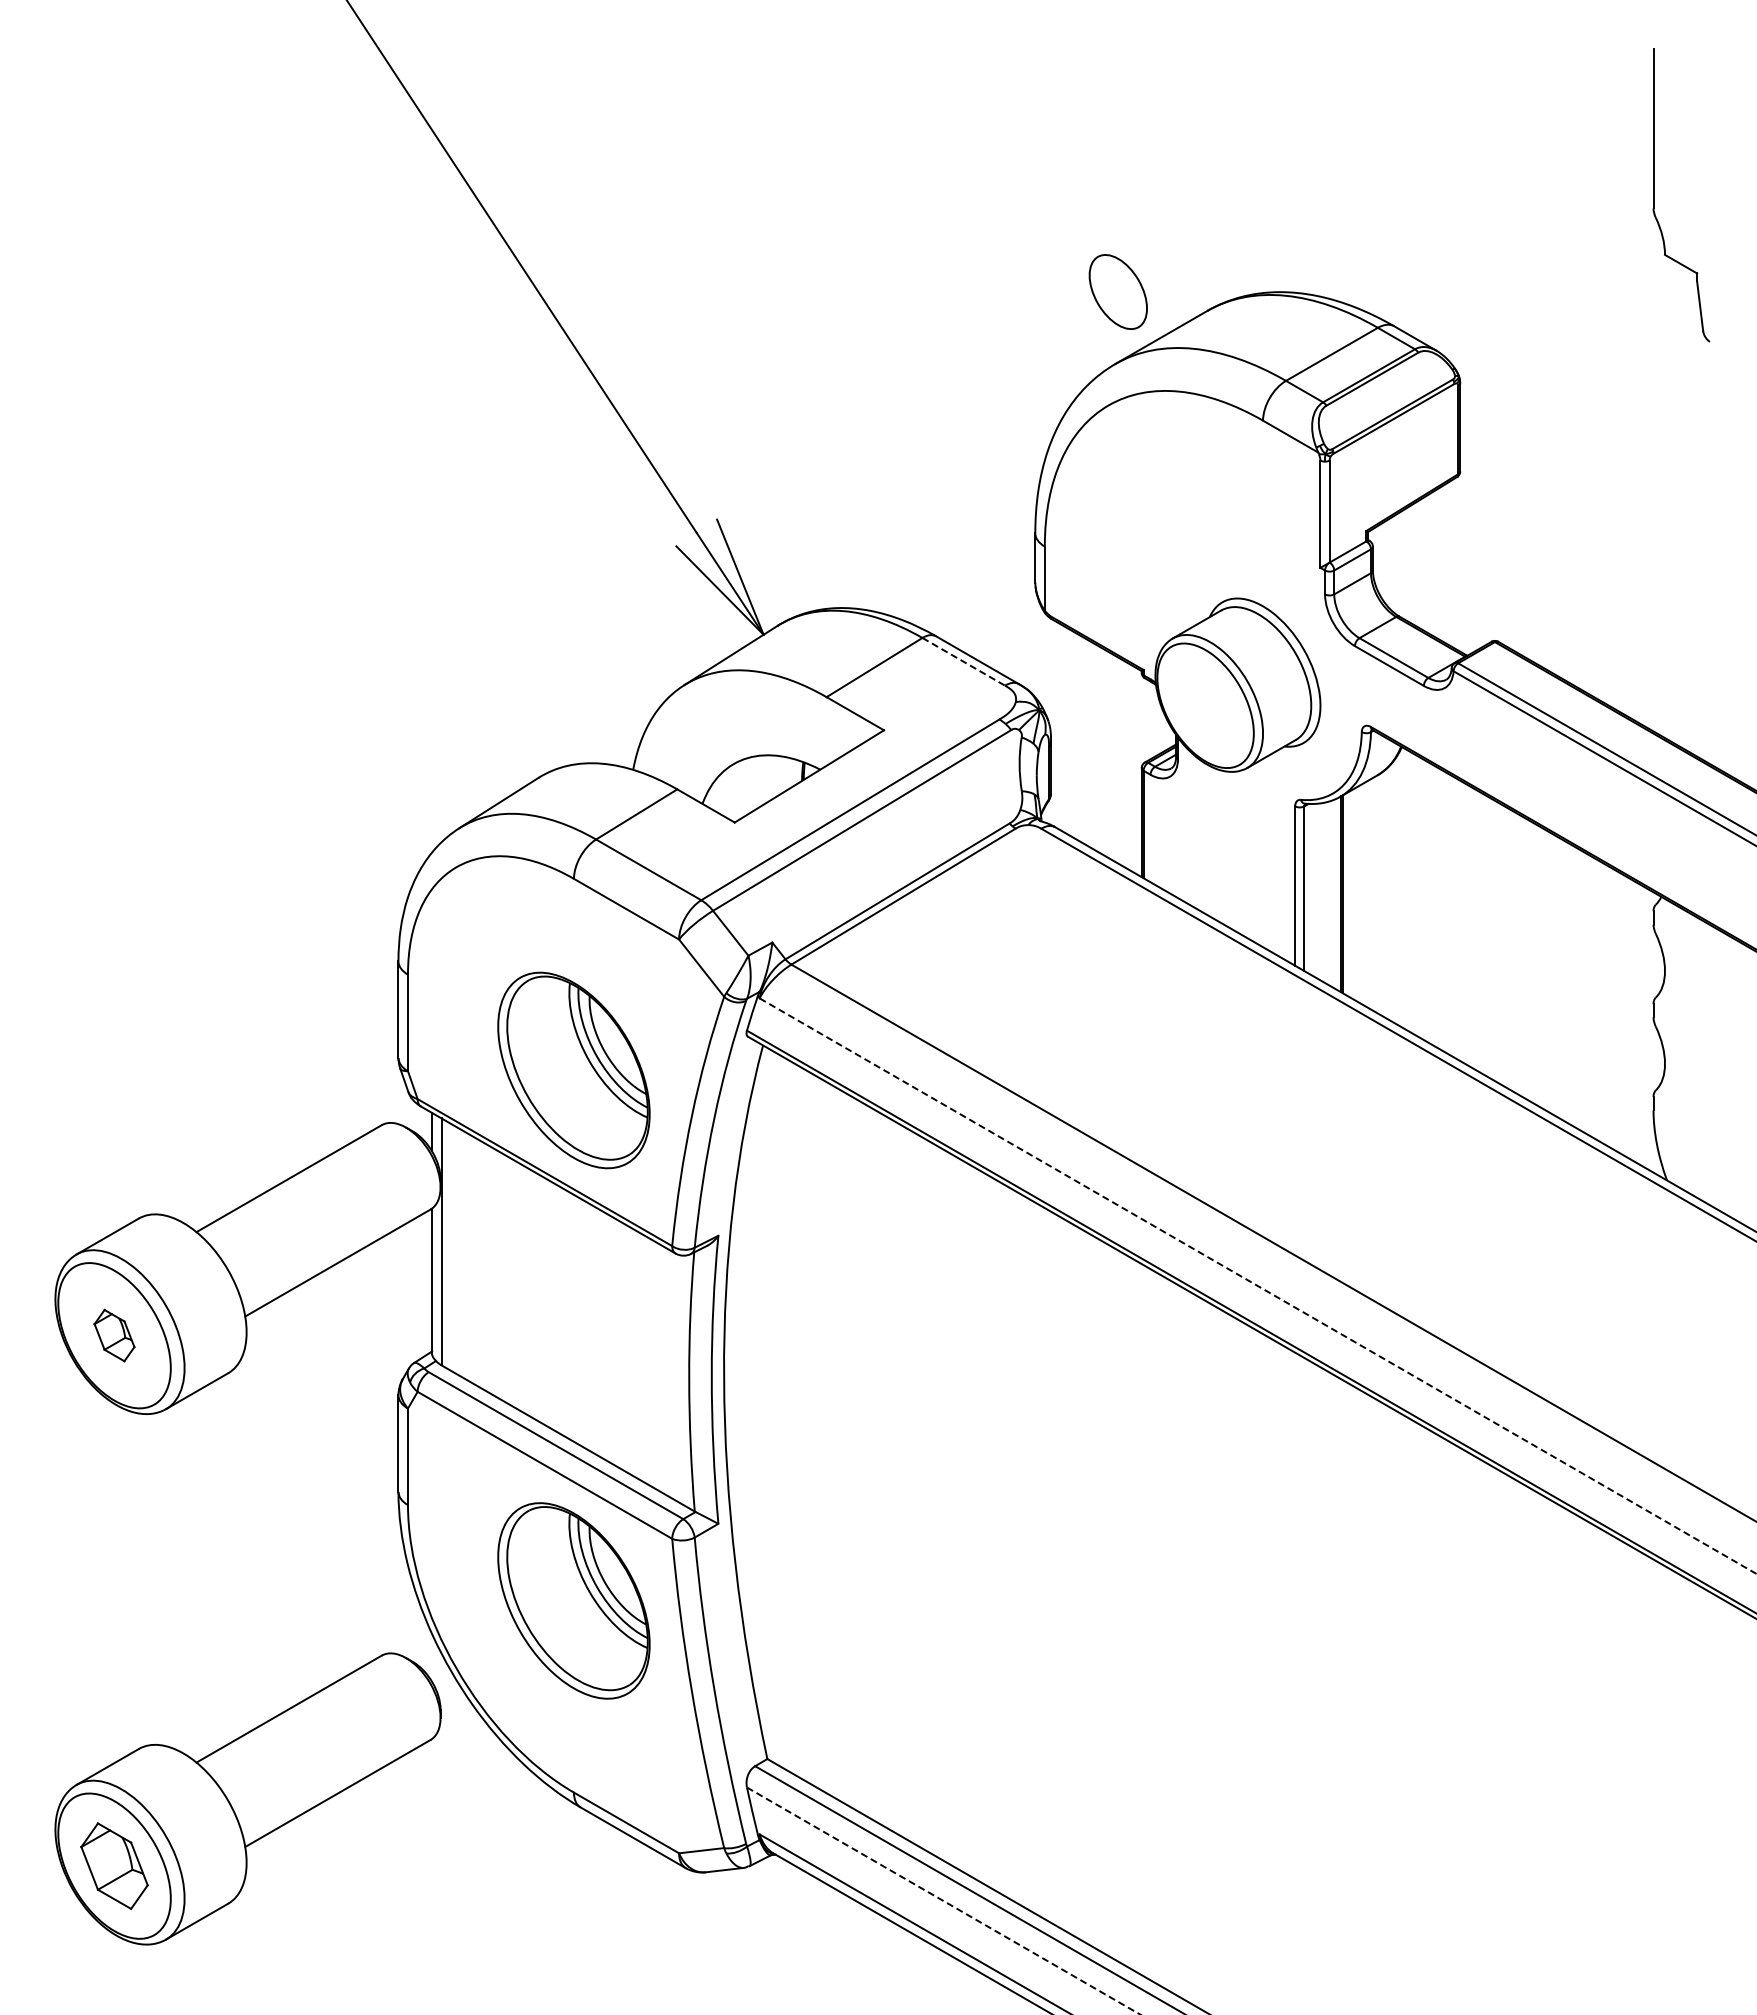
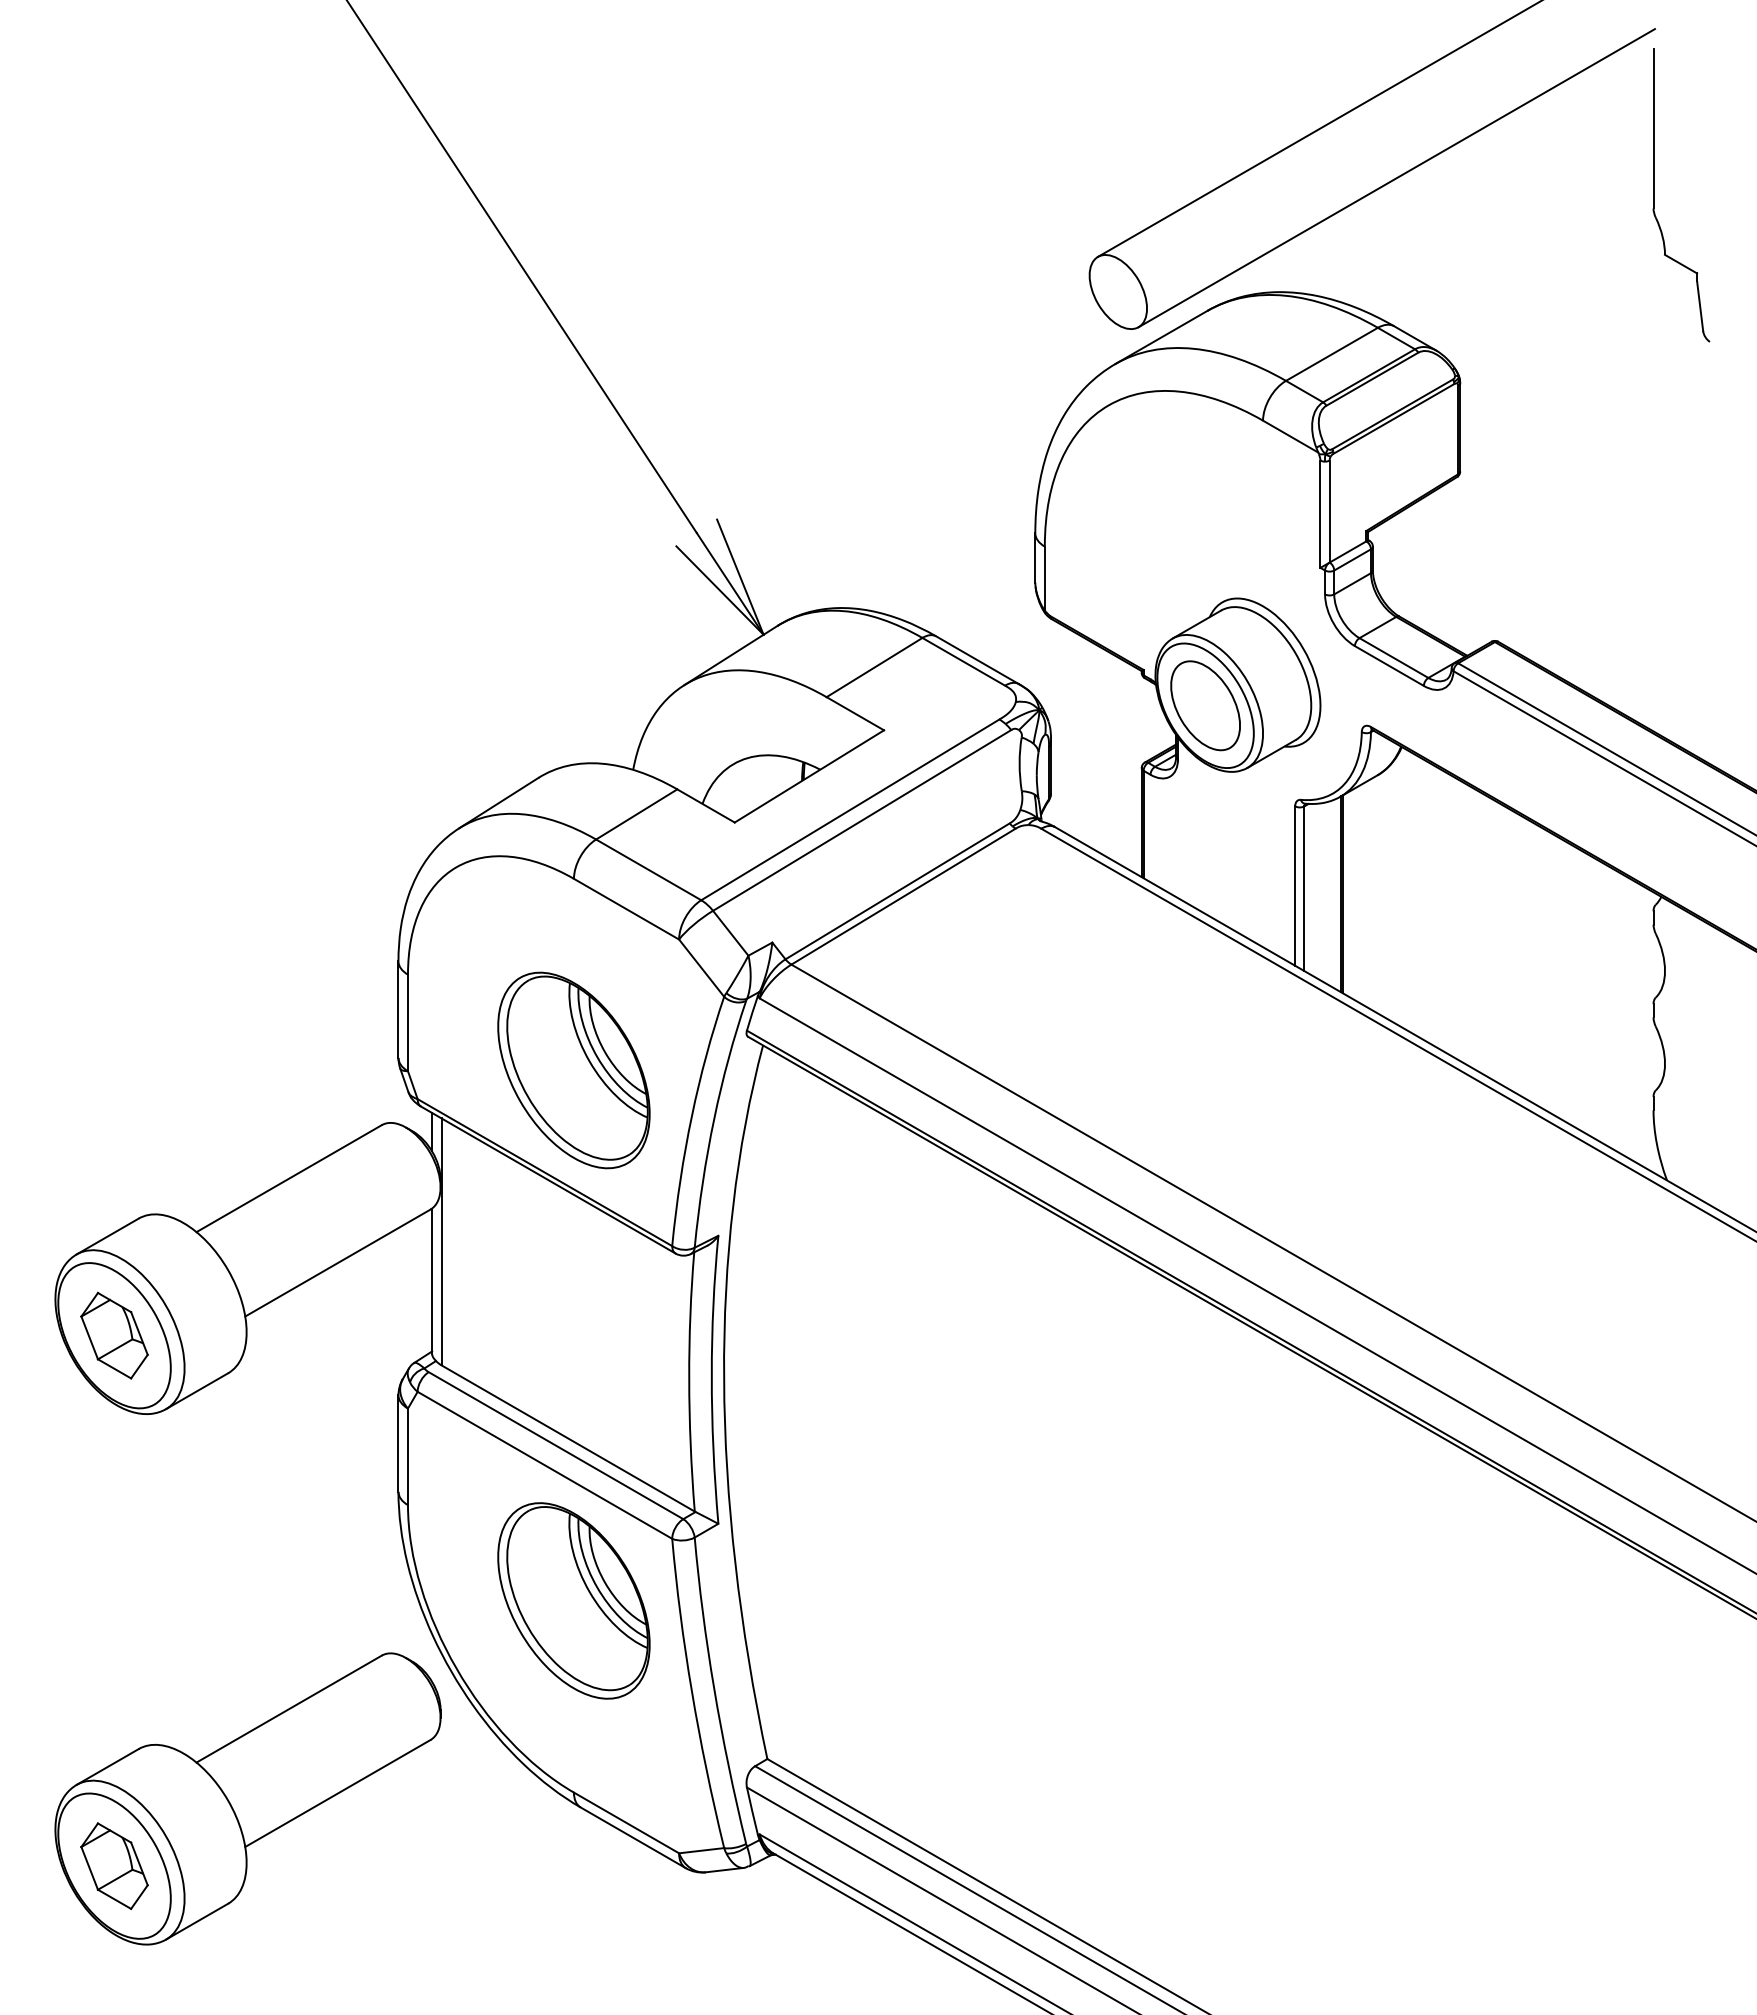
line: none -> present (1318, 129)
line: none -> present (1396, 178)
line: dashed -> solid (963, 661)
part: none -> present (1205, 705)
line: dashed -> solid (1258, 1286)
part size: 43x55 px -> 69x89 px (114, 1335)
line: dashed -> solid (944, 1901)
